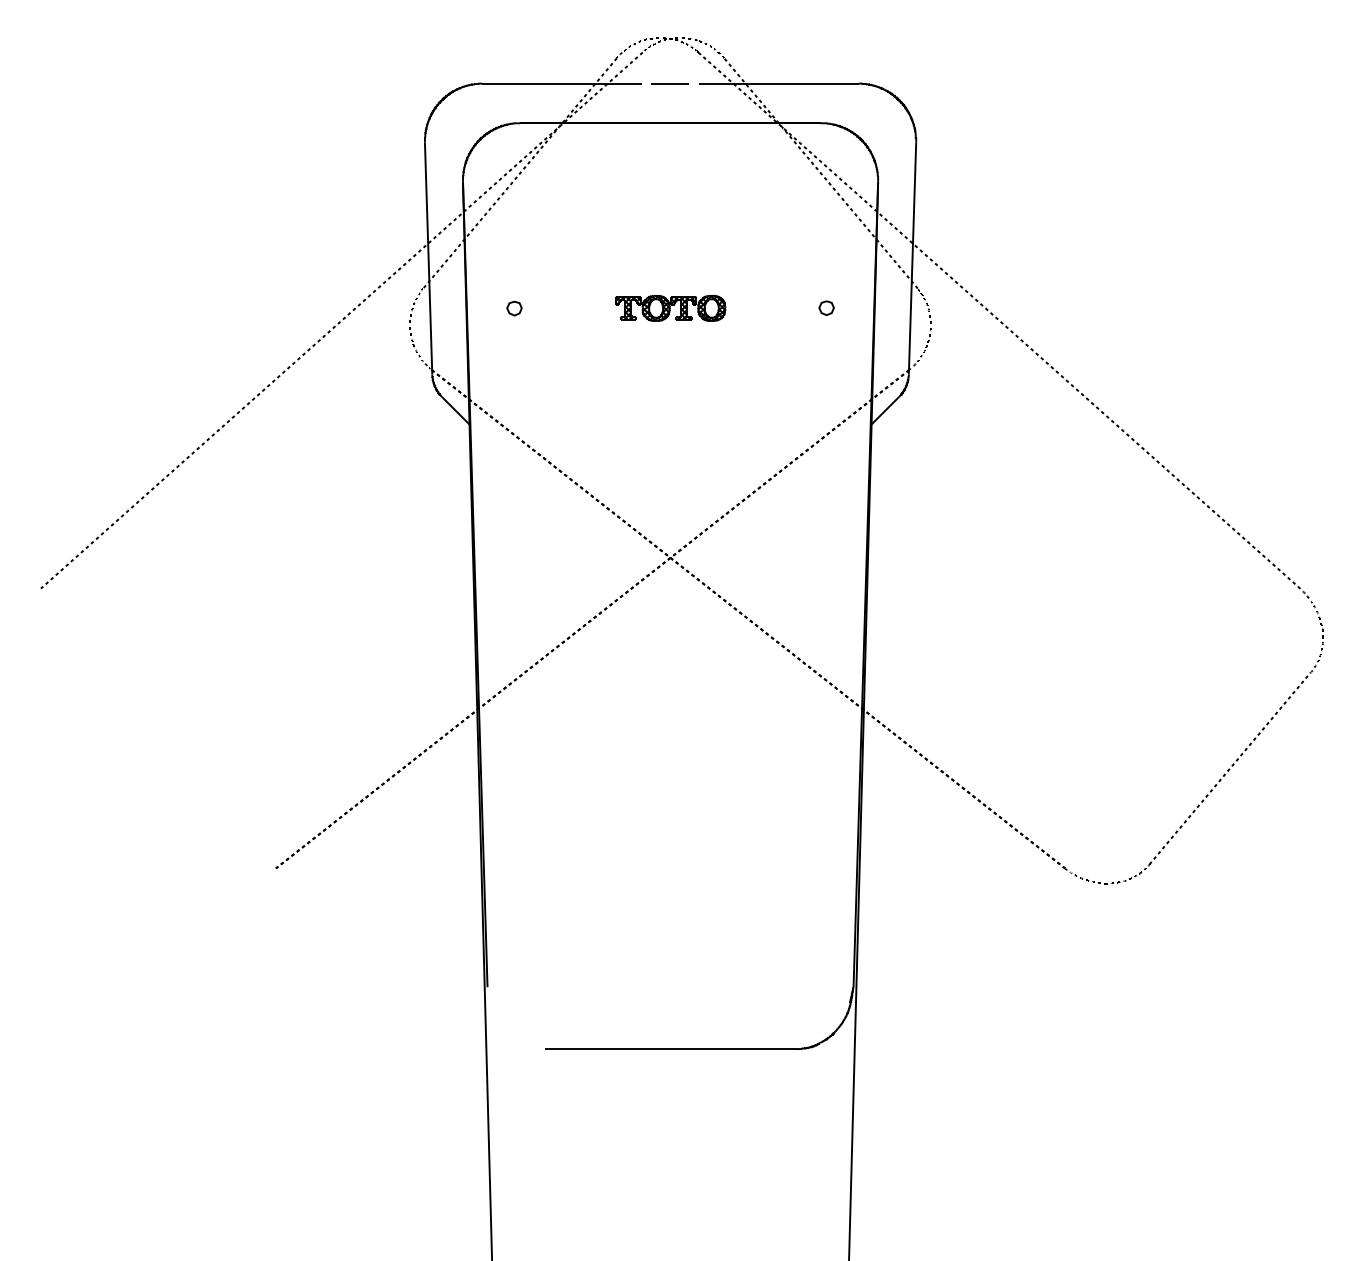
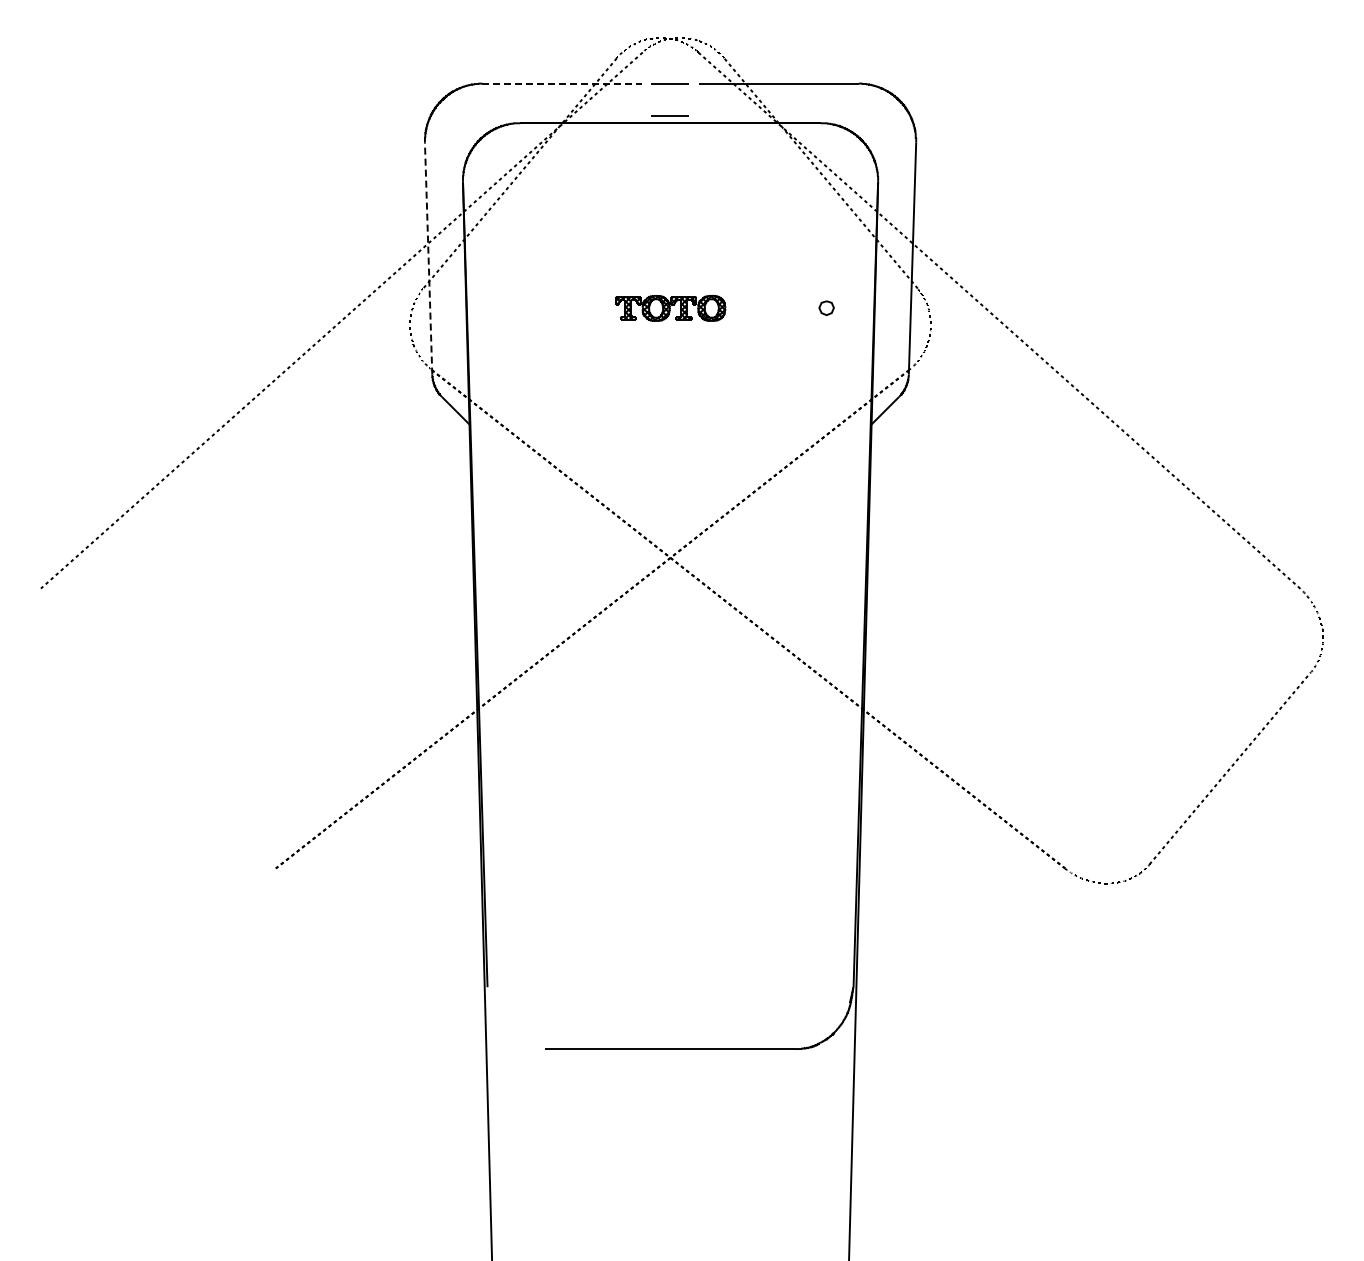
line: solid -> dashed (562, 83)
line: none -> present (669, 115)
line: solid -> dashed (428, 258)
part: present -> none (514, 308)
